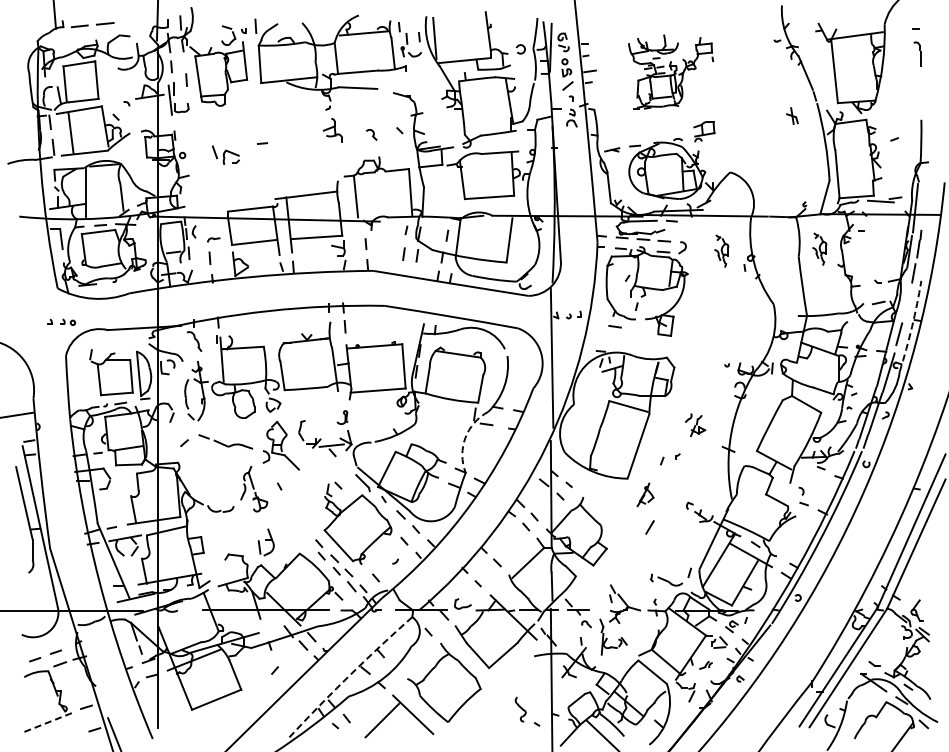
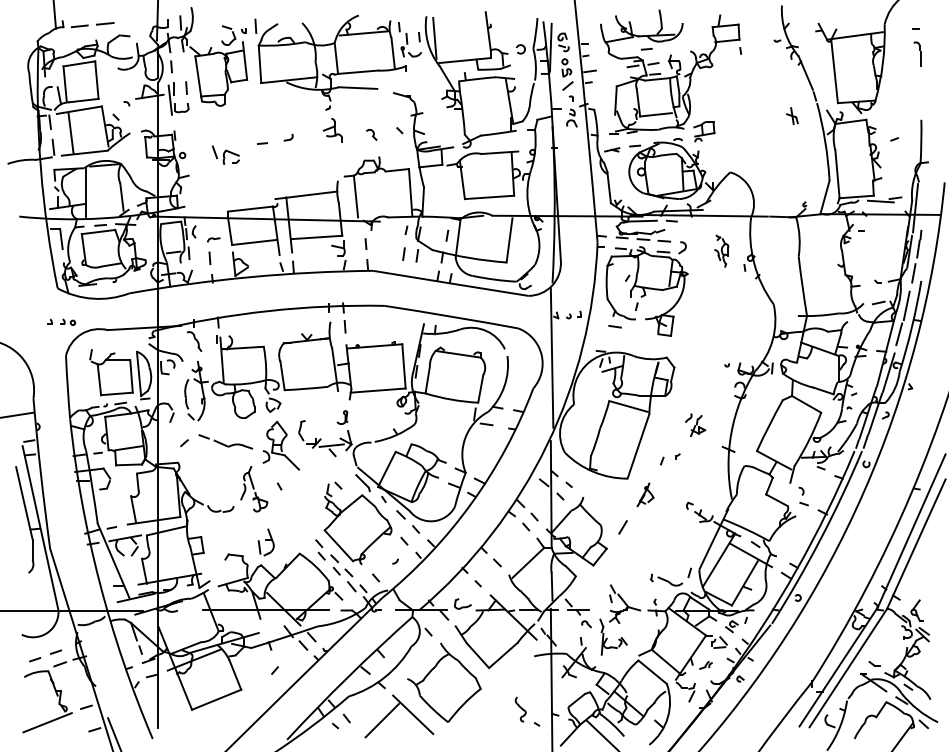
part size: 86x76 px -> 142x126 px (670, 71)
line position: (186, 79) -> (186, 87) (186, 87)
part: none -> present (288, 137)
part: present -> none (819, 248)
line: none -> present (906, 305)
arc: dashed -> solid (912, 326)
arc: dashed -> solid (465, 438)
line position: (649, 527) -> (622, 527) (622, 527)
arc: dashed -> solid (348, 676)
line: dashed -> solid (47, 722)
